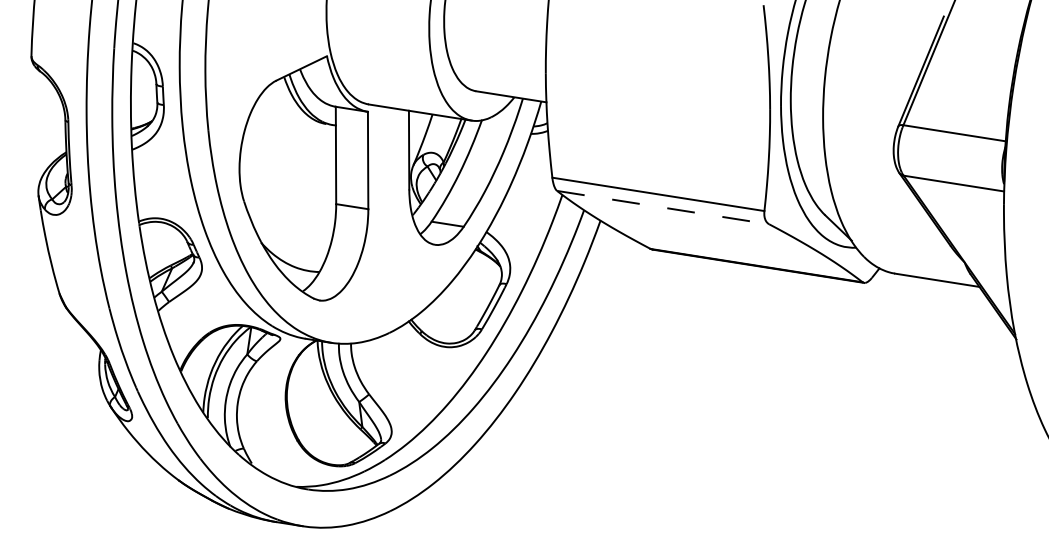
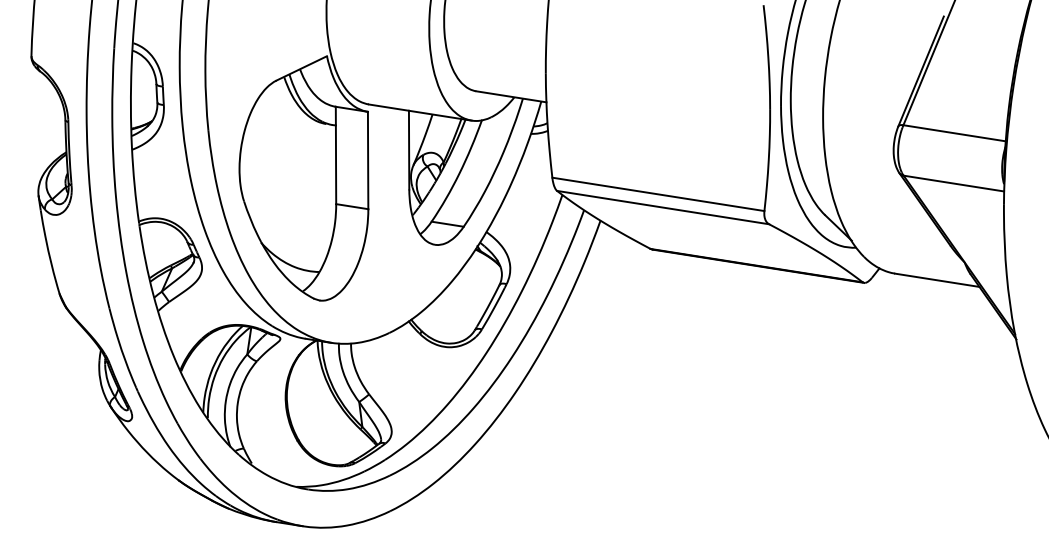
line: dashed -> solid (663, 207)
